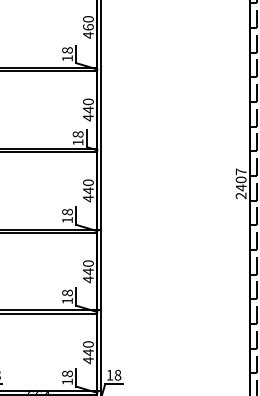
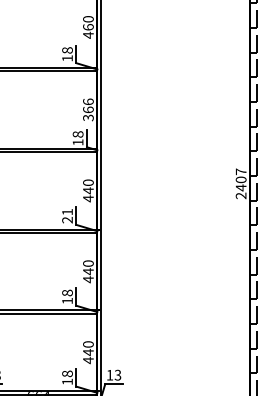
text: 440 -> 366 (88, 109)
text: 18 -> 21 (67, 215)
text: 18 -> 13 (117, 375)
